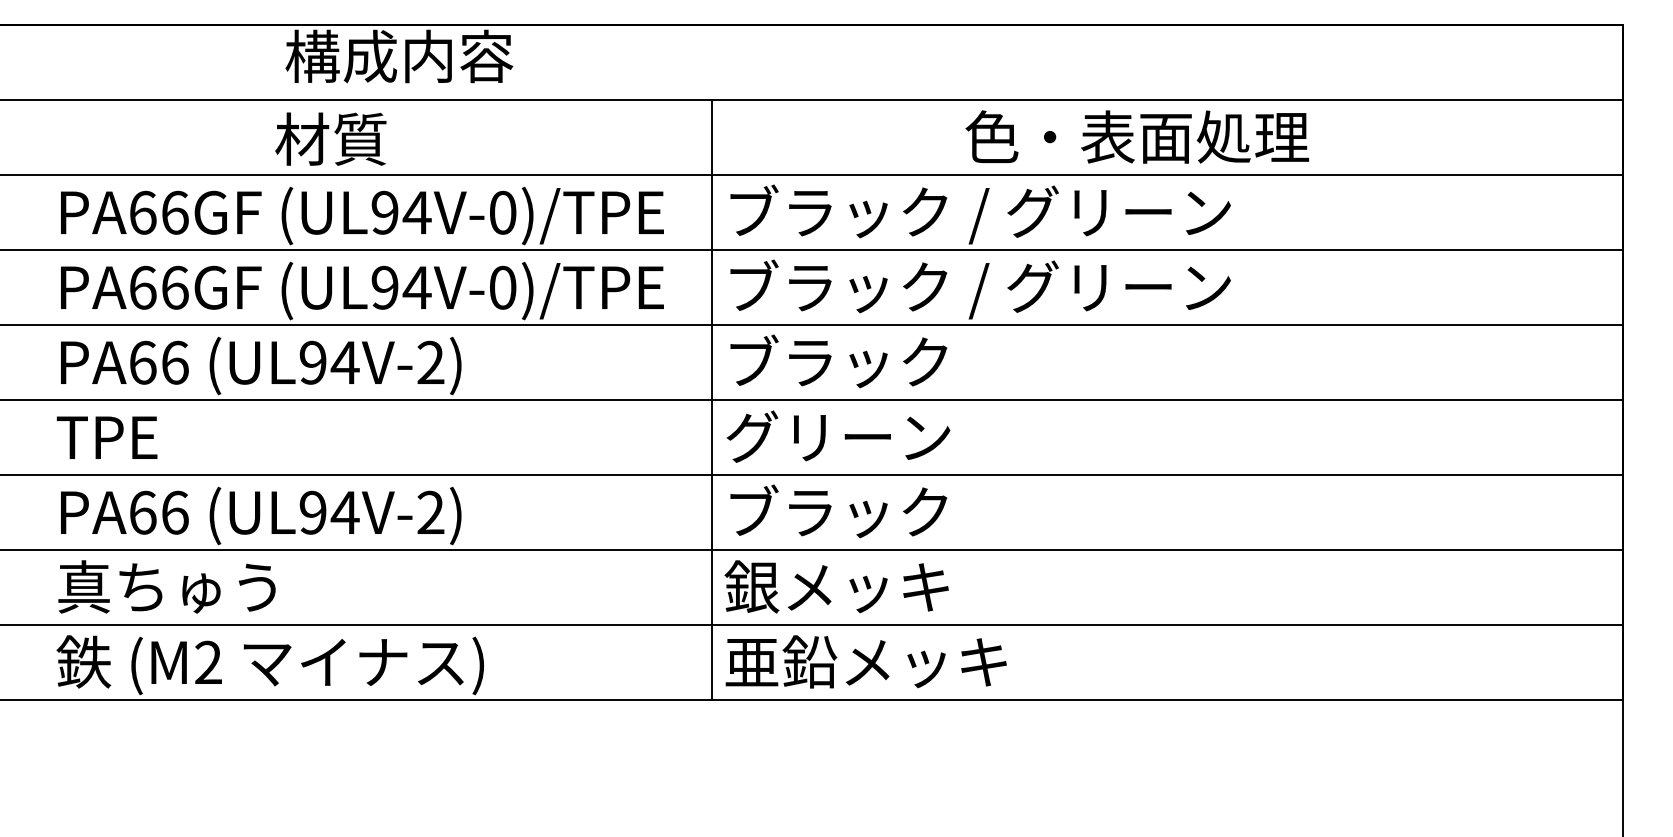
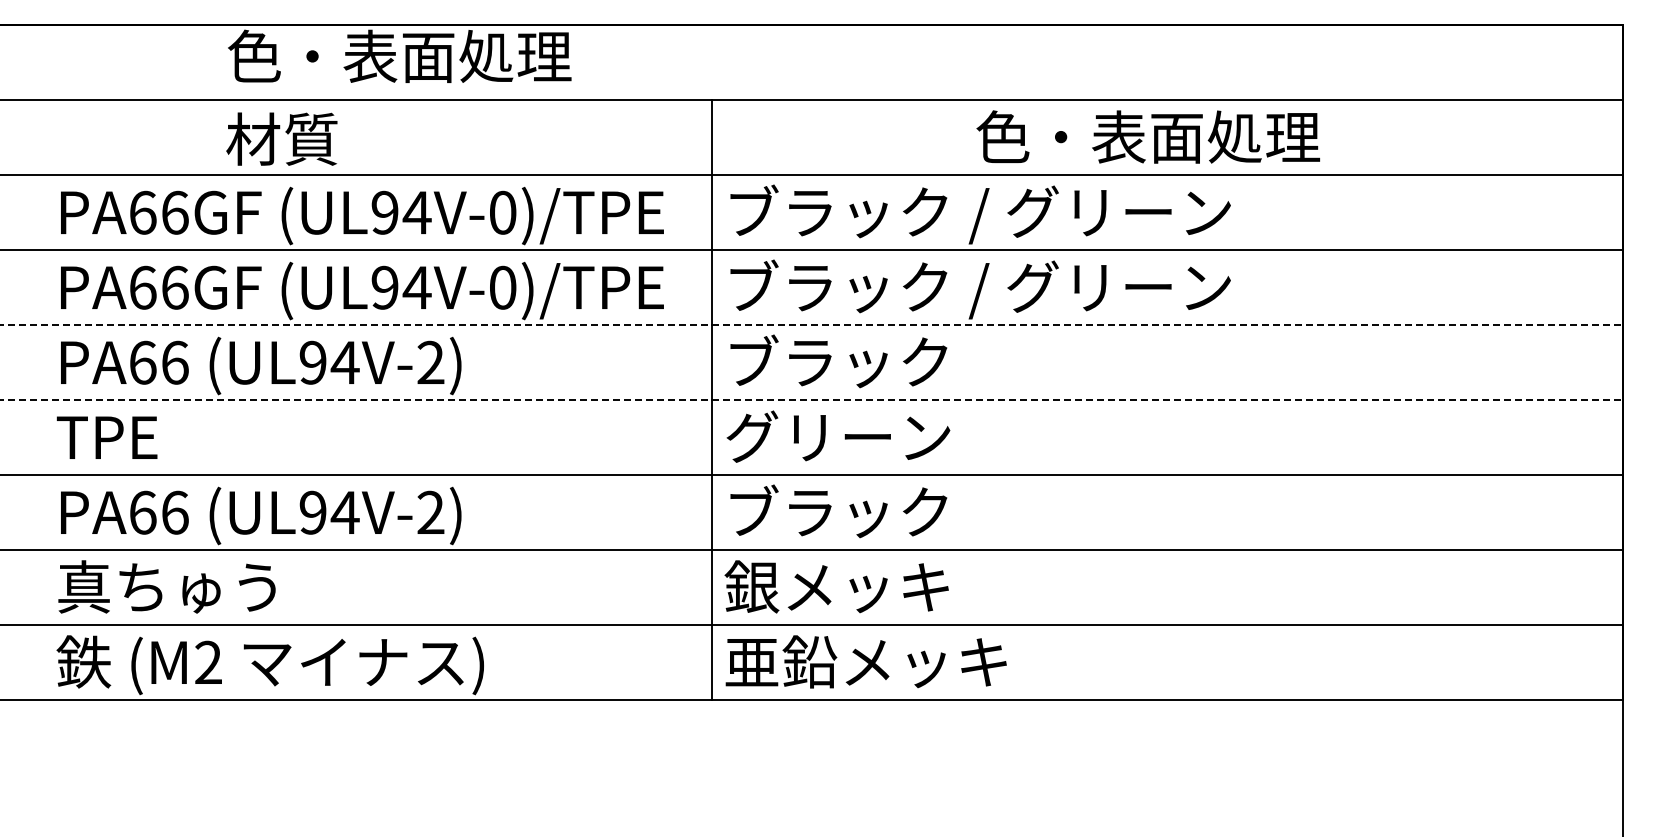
text: 構成内容 -> 色・表面処理 (399, 56)
text position: (1136, 136) -> (1147, 136) (1147, 136)
text position: (330, 138) -> (281, 138) (281, 138)
line: solid -> dashed (812, 325)
line: solid -> dashed (812, 400)
